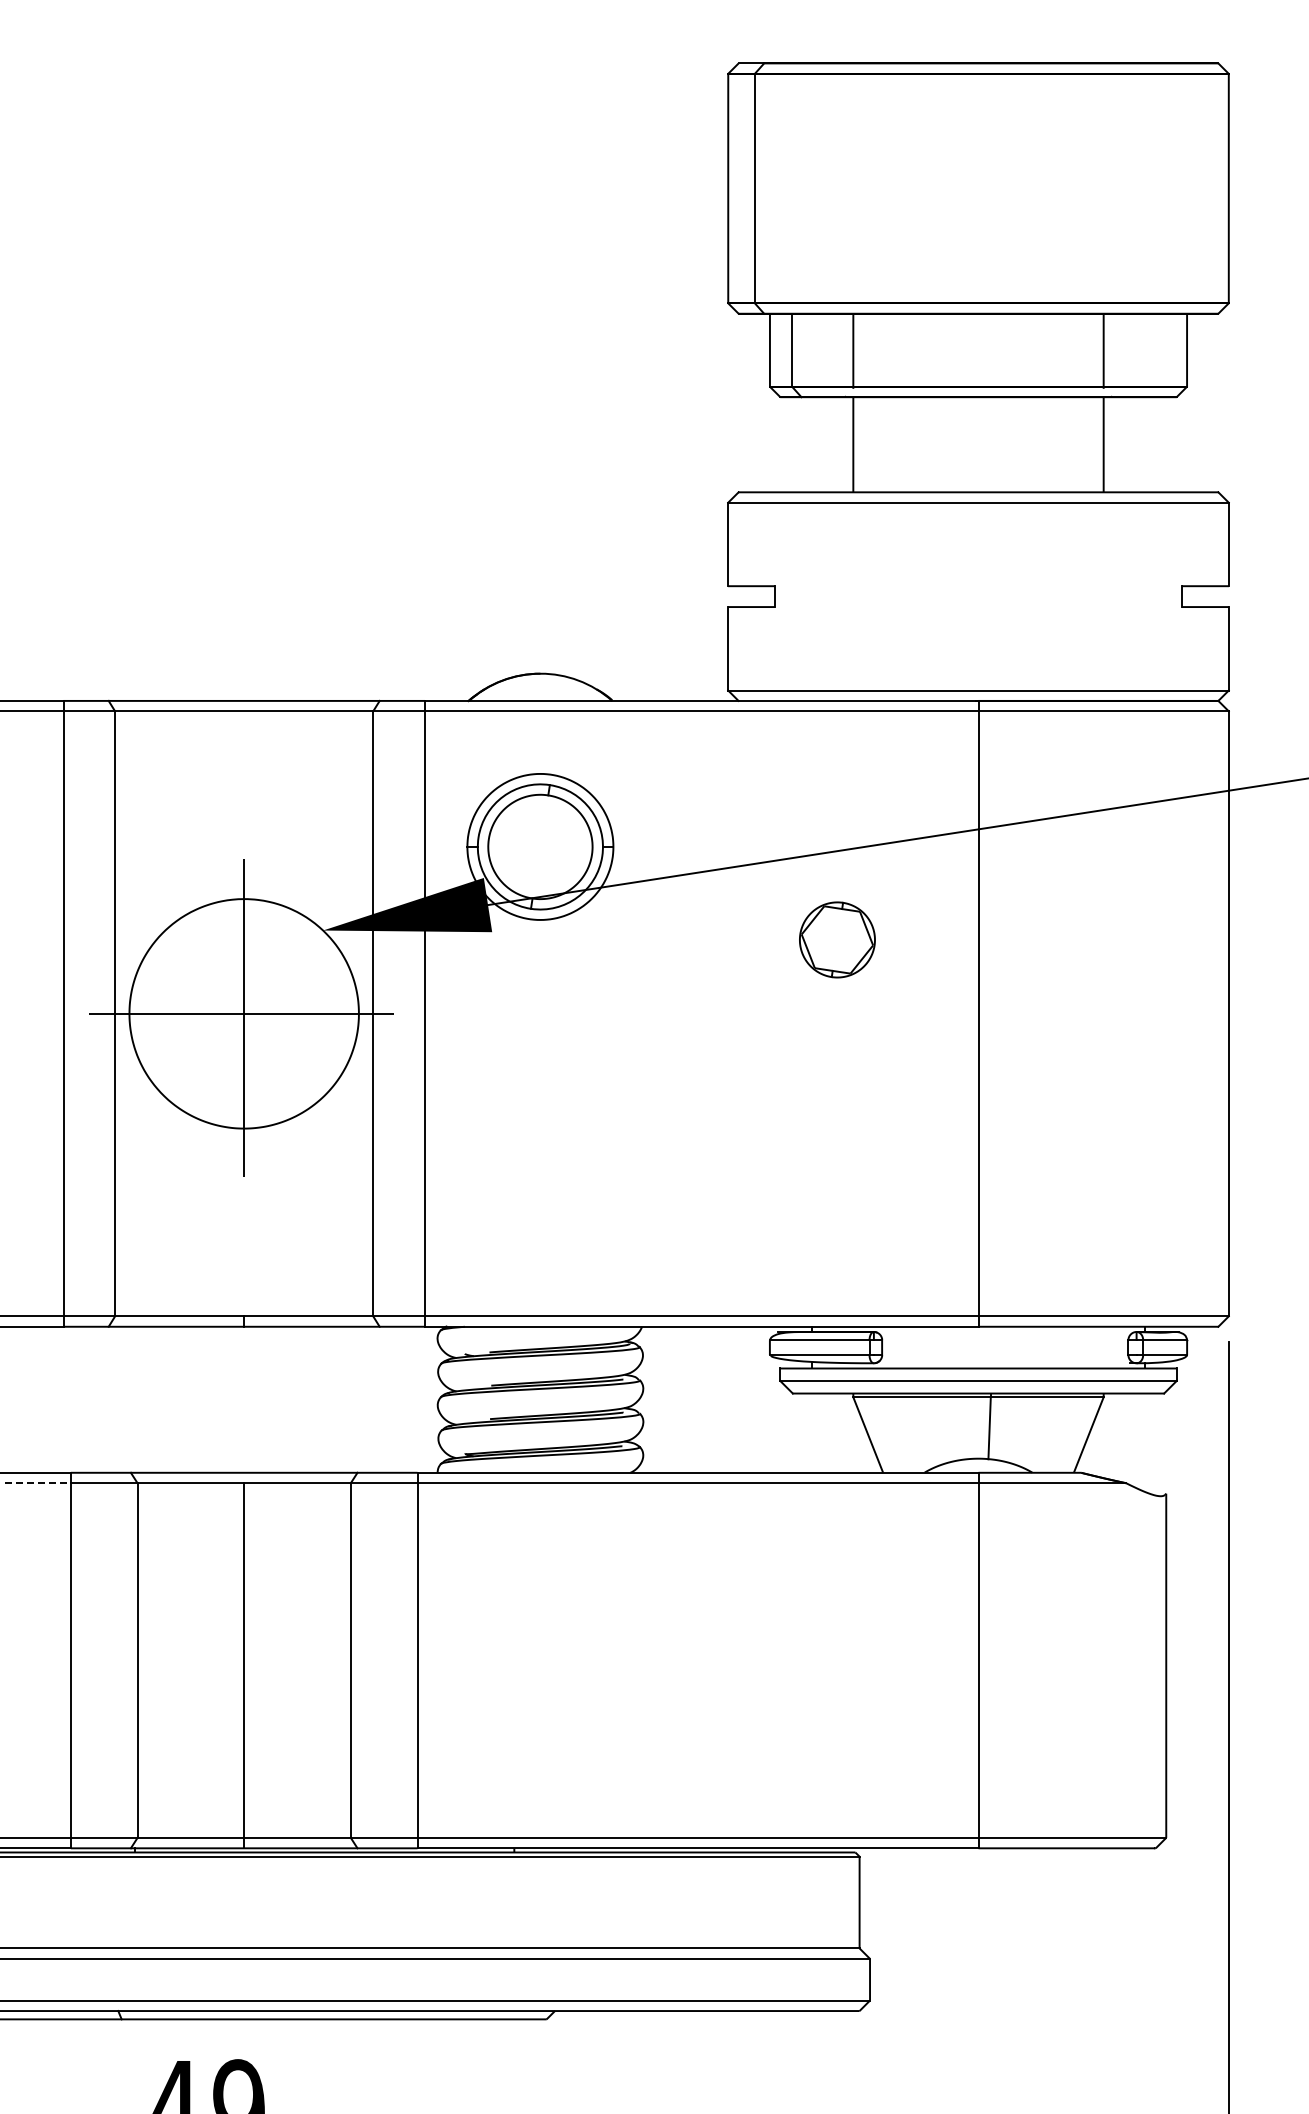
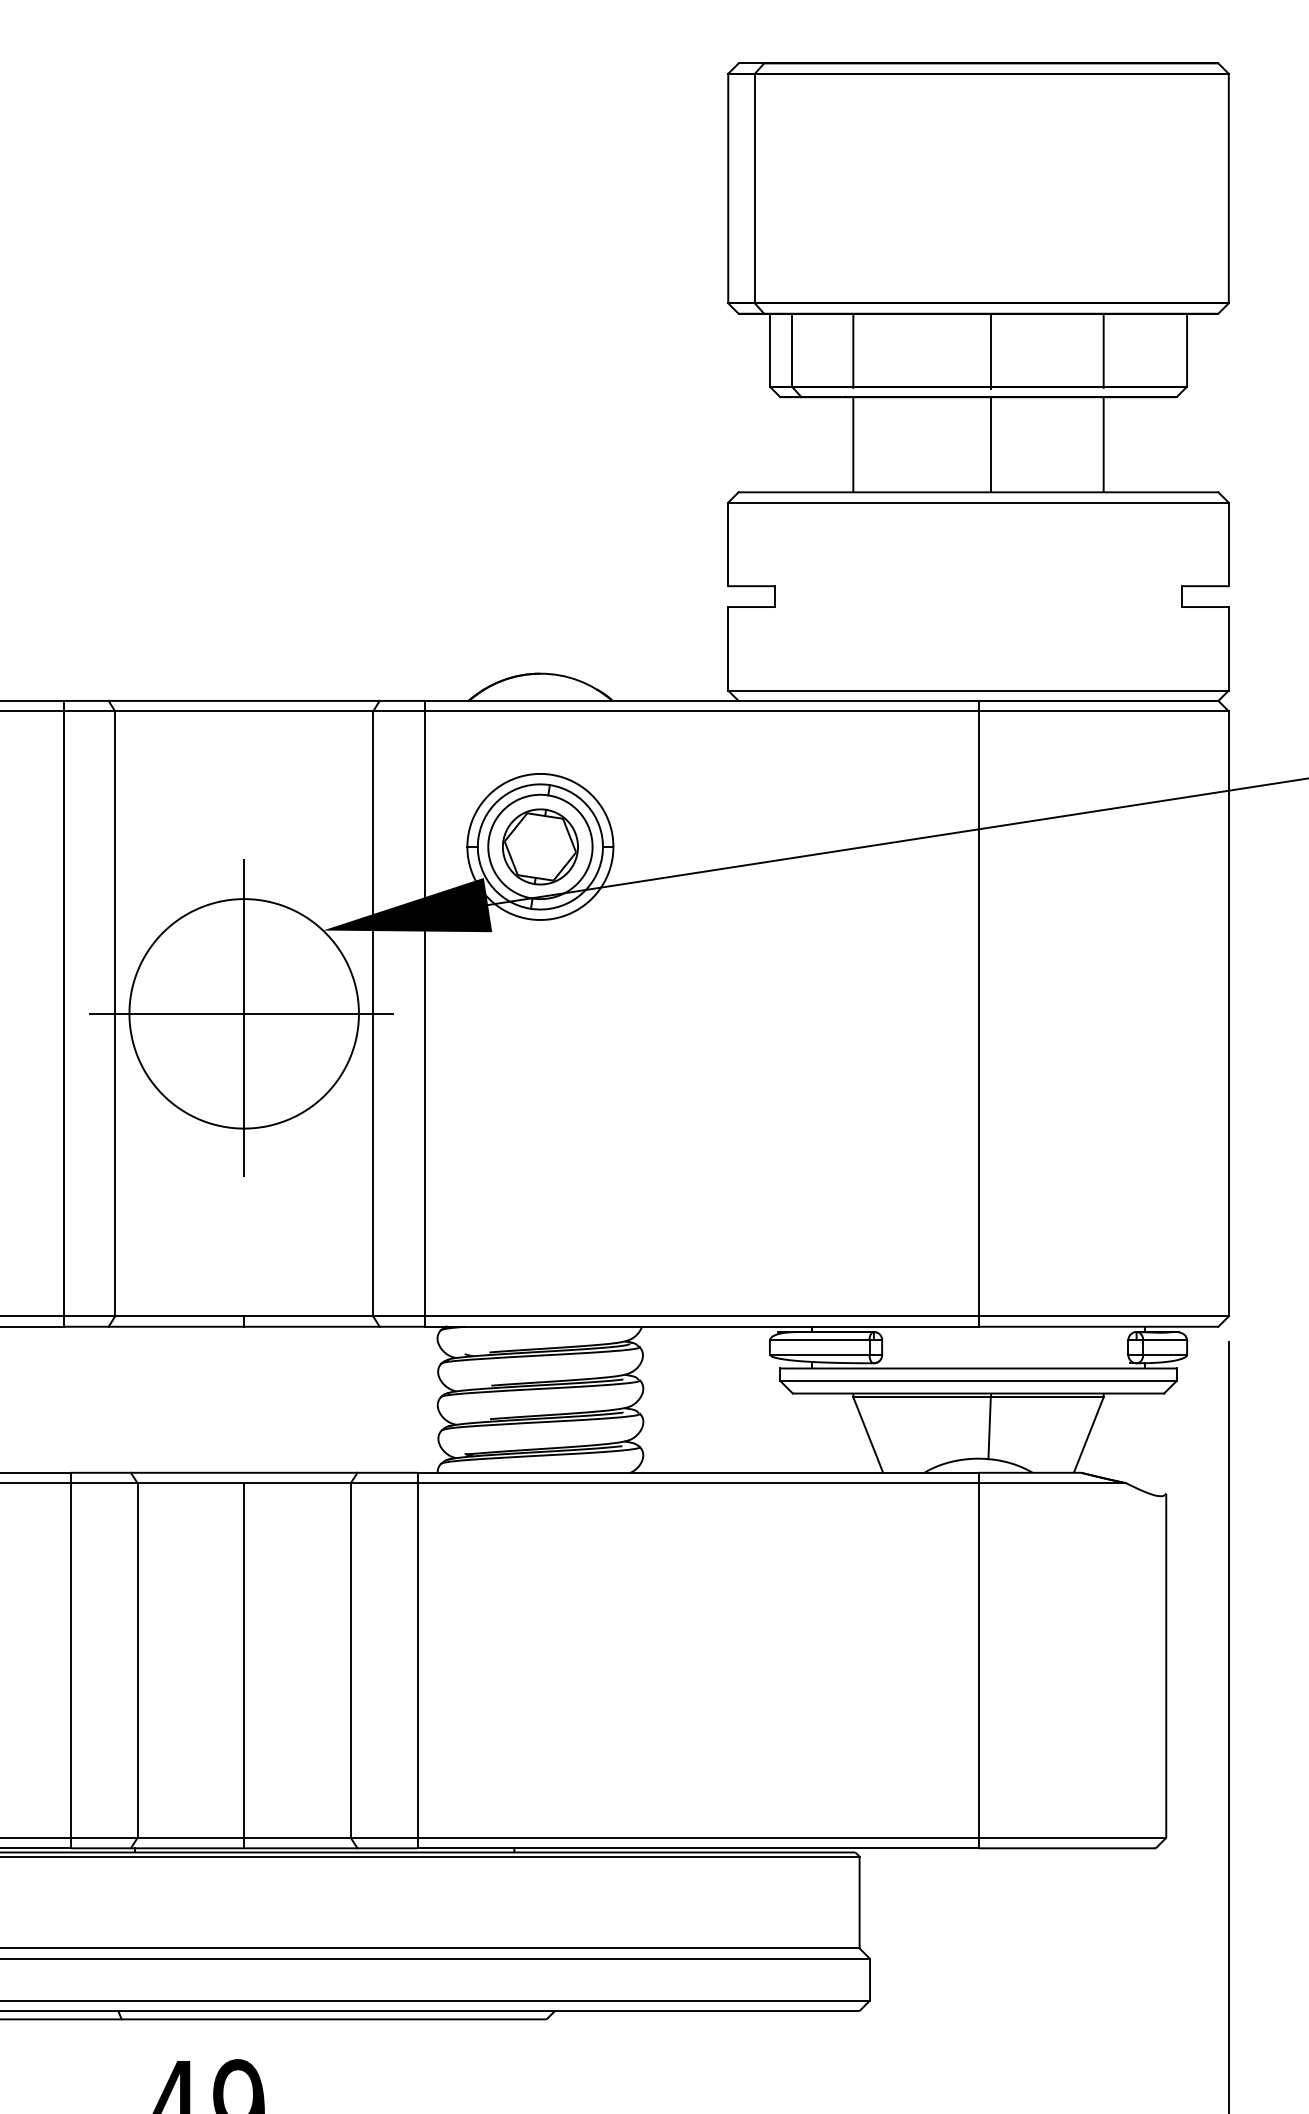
line: none -> present (990, 350)
line: none -> present (990, 444)
part position: (837, 939) -> (540, 846) (540, 846)
line: dashed -> solid (35, 1483)
